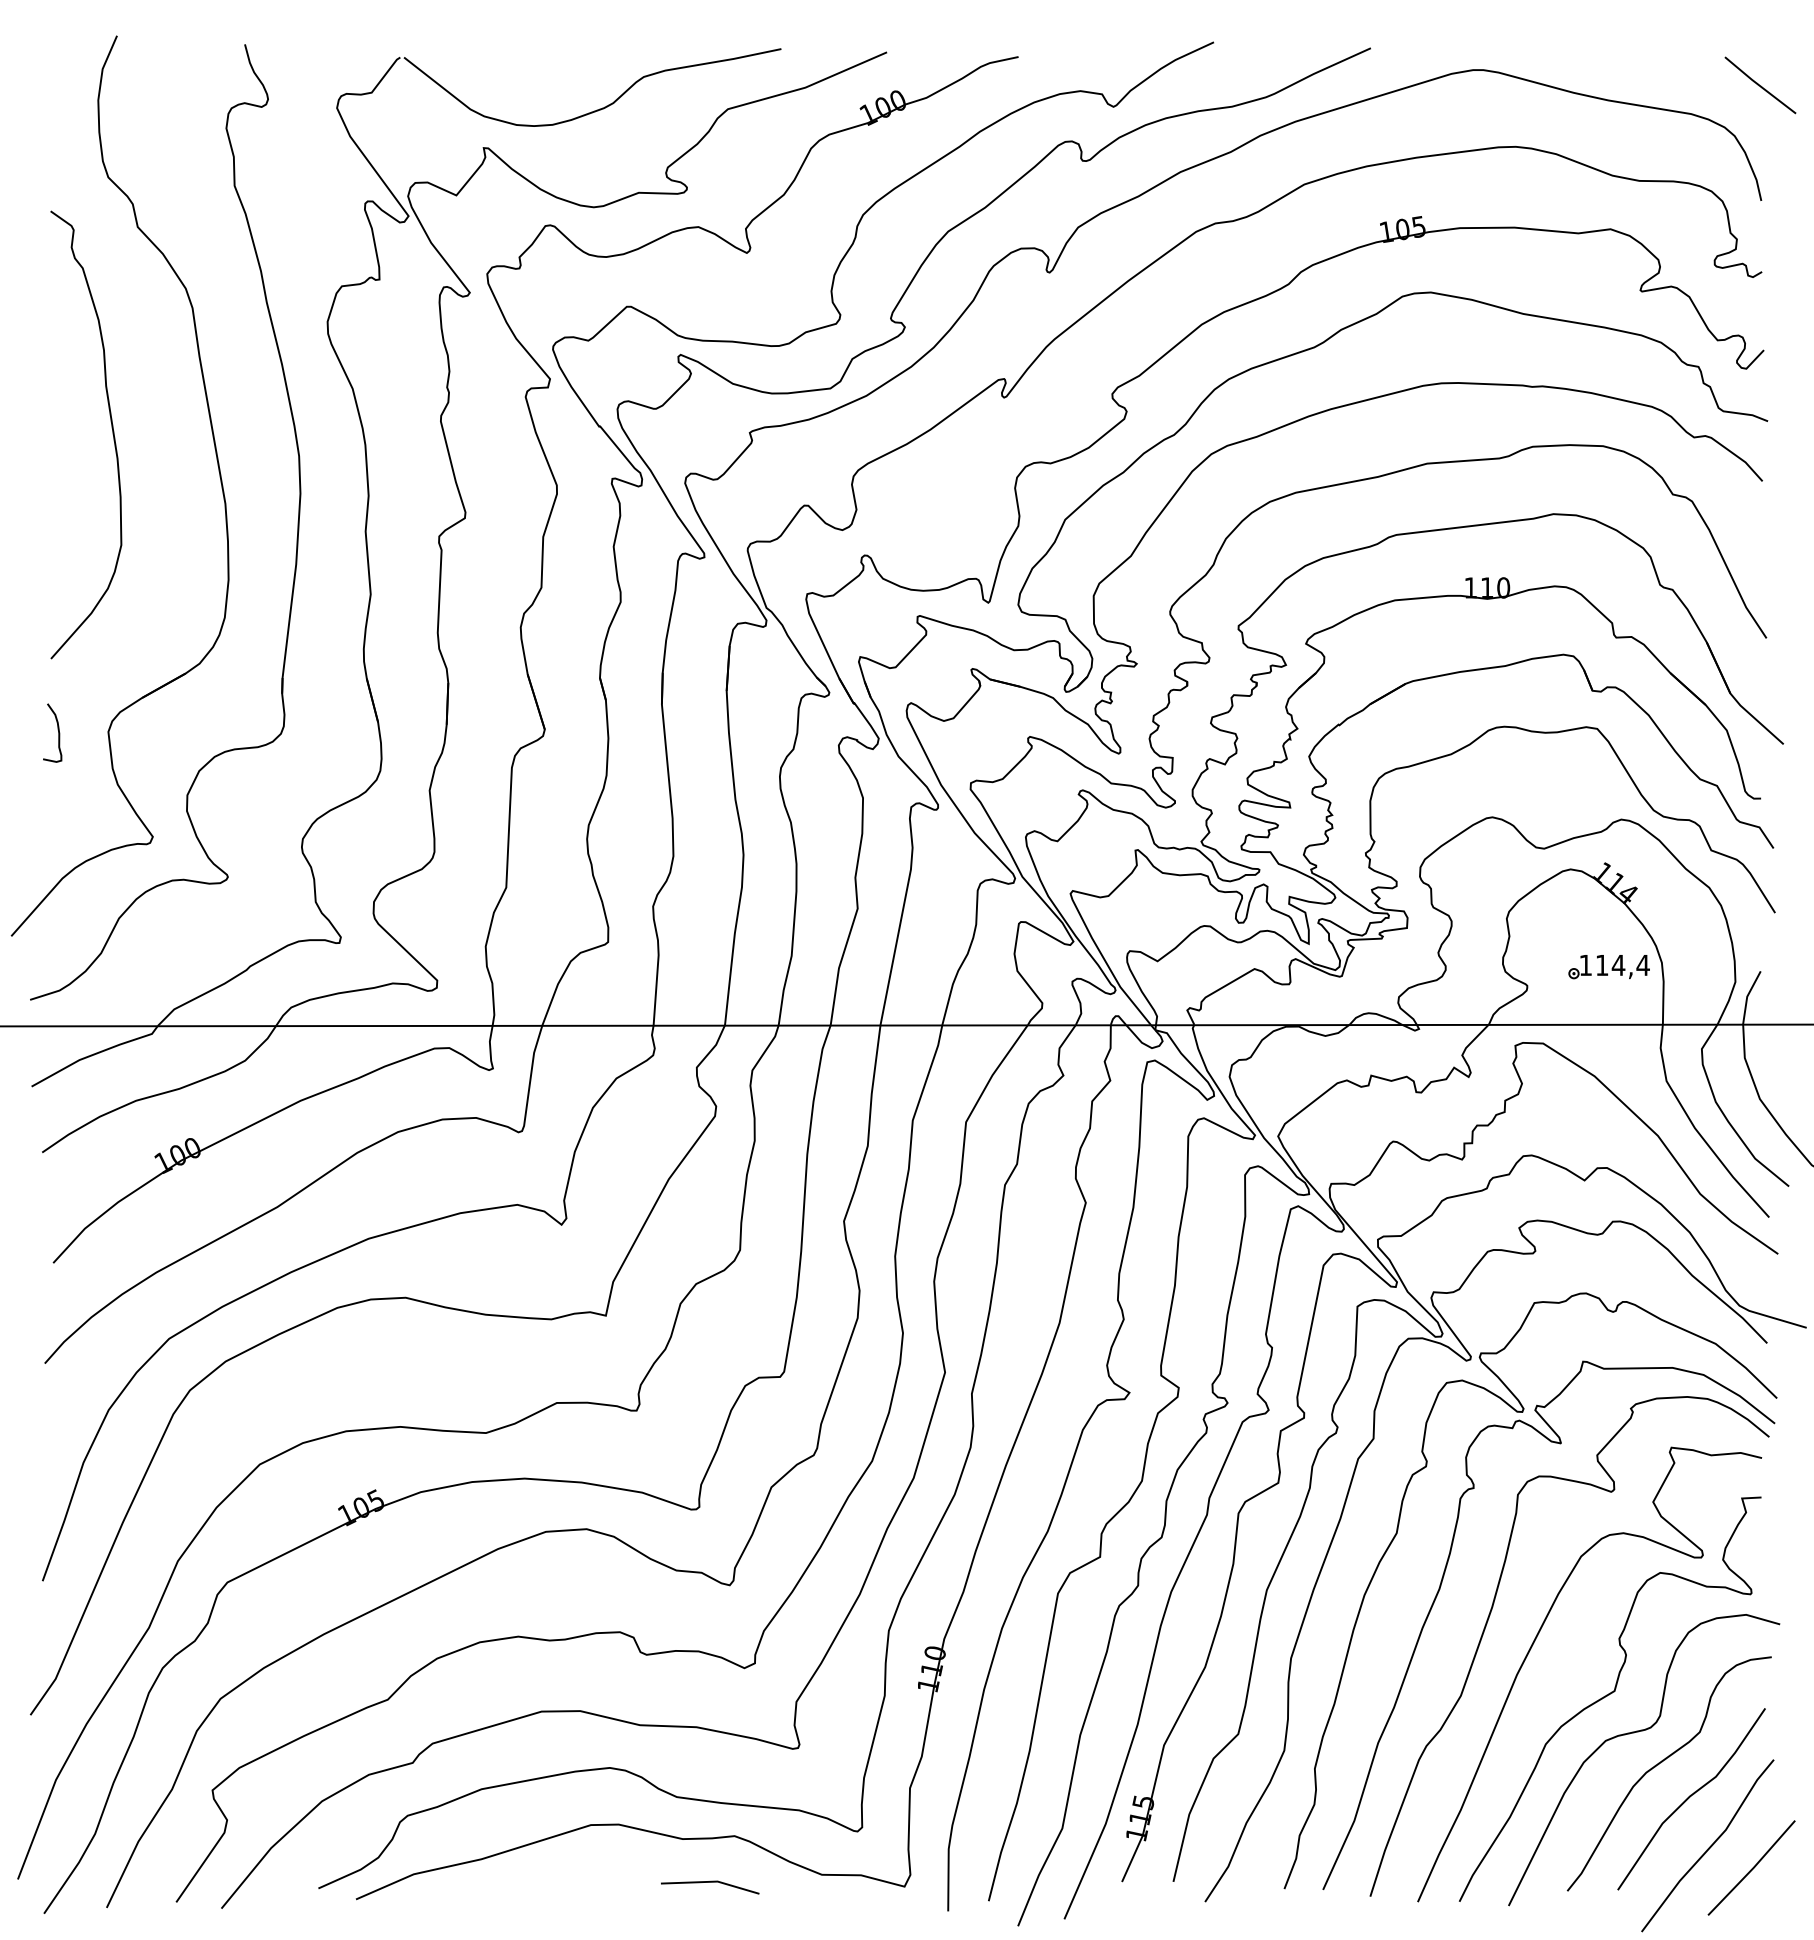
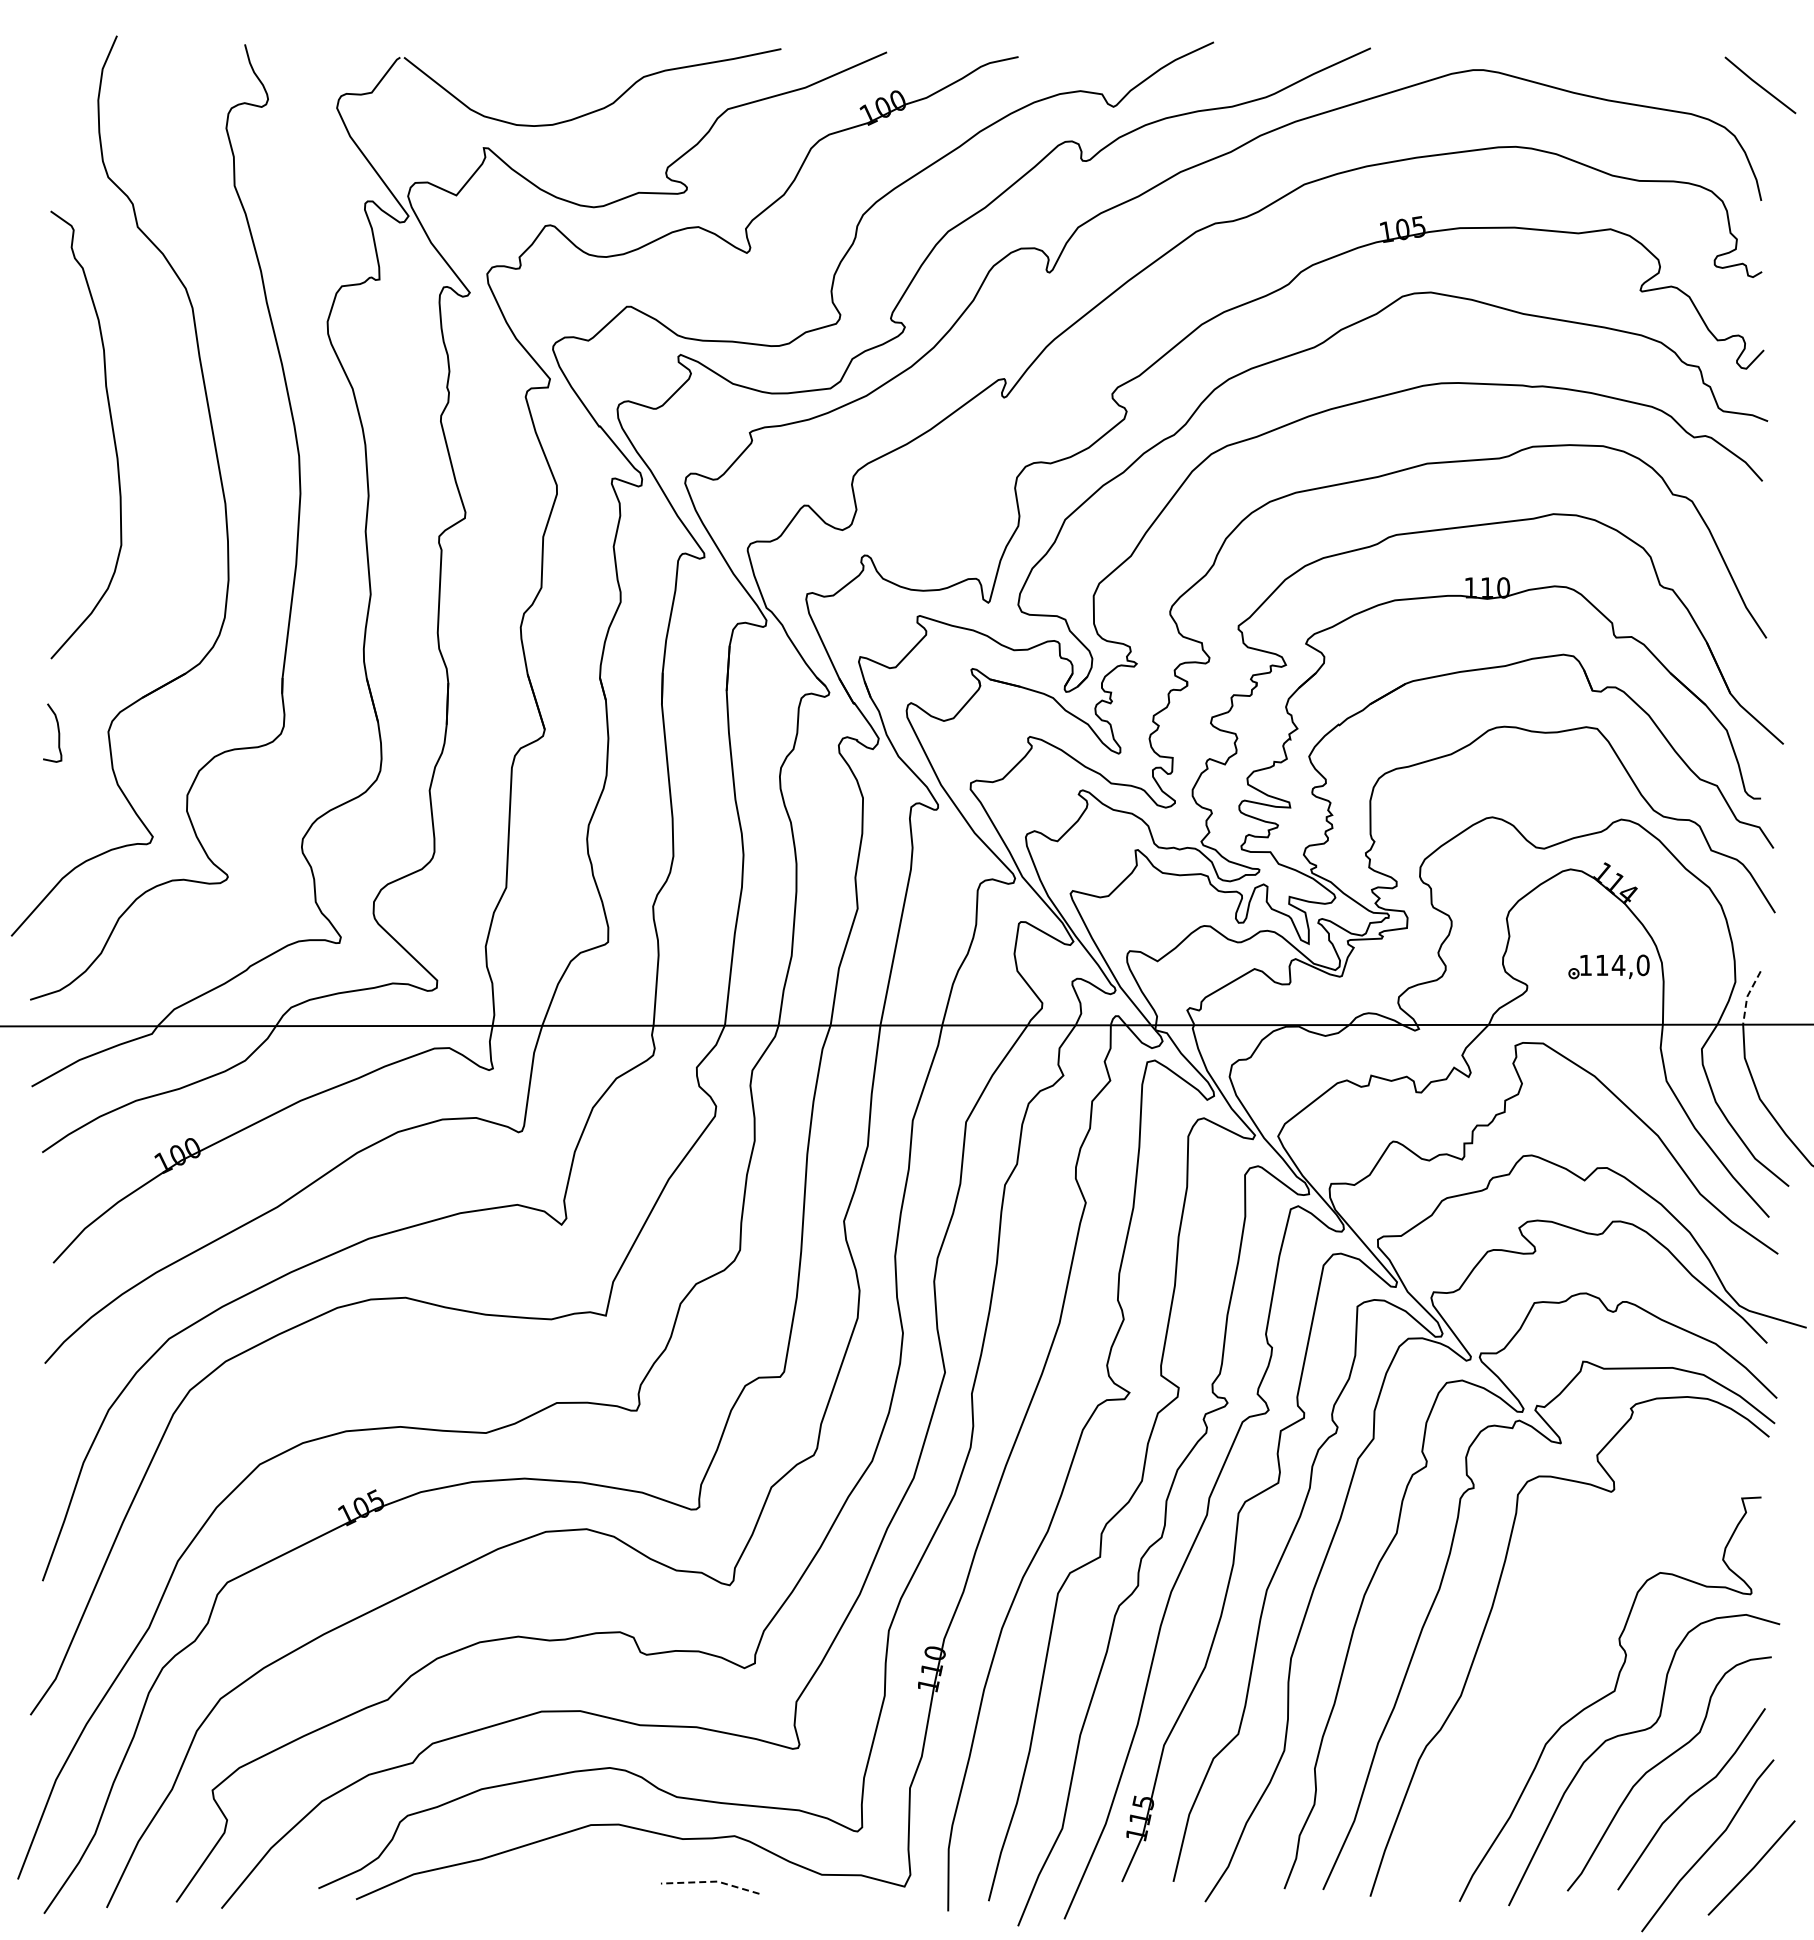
text: 114,4 -> 114,0 (1642, 965)
line: solid -> dashed (1747, 996)
curve: present -> none (1533, 1645)
line: solid -> dashed (711, 1881)
